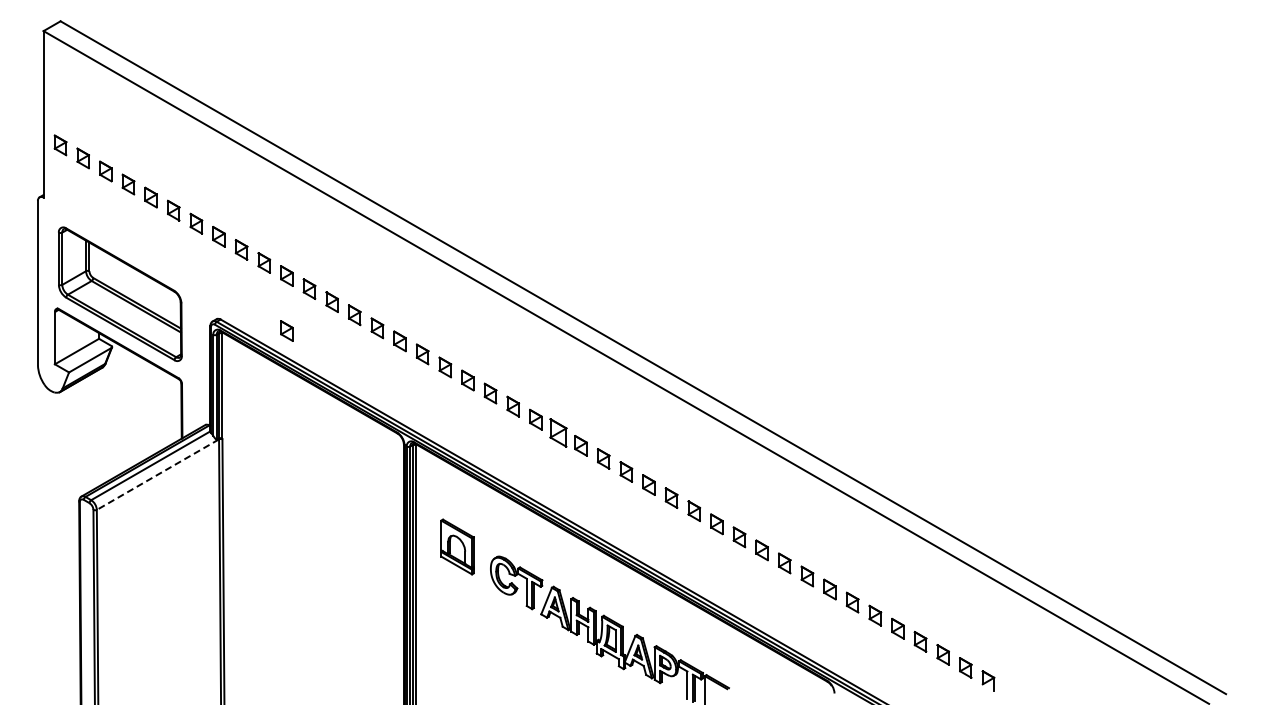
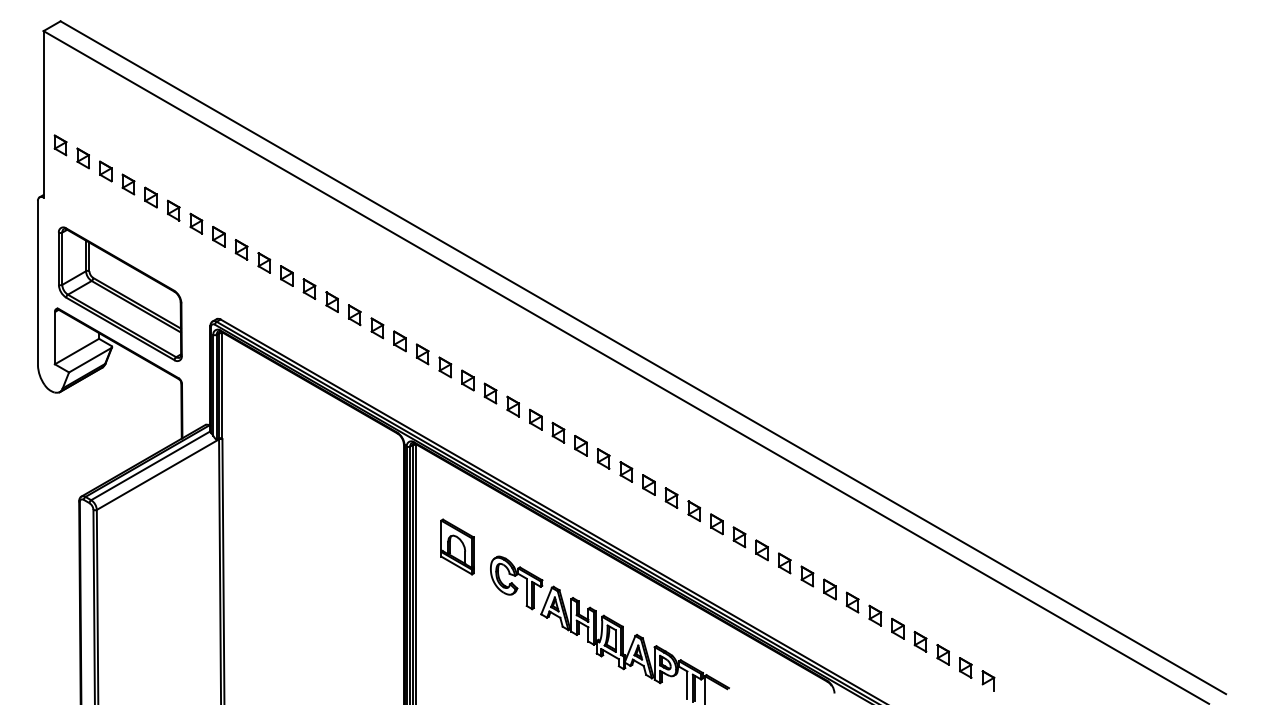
part: present -> none (286, 330)
part size: 19x30 px -> 15x23 px (558, 432)
line: dashed -> solid (157, 474)
